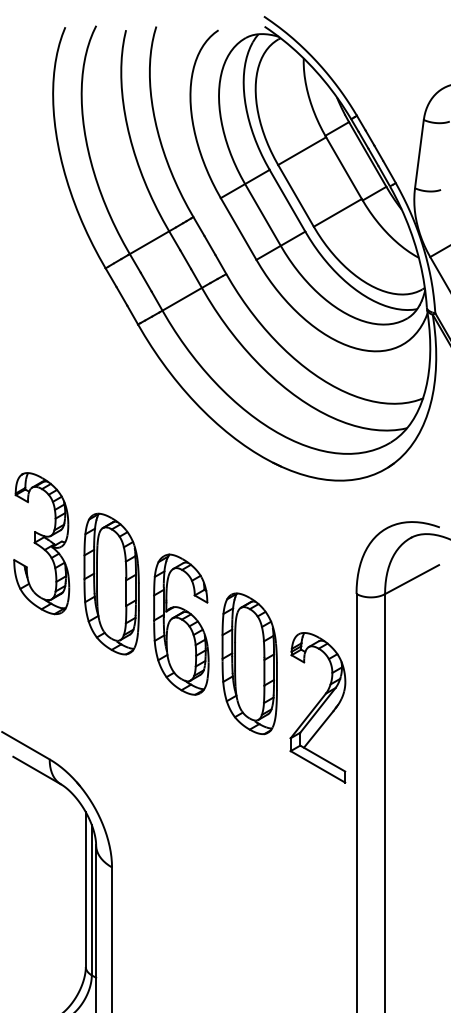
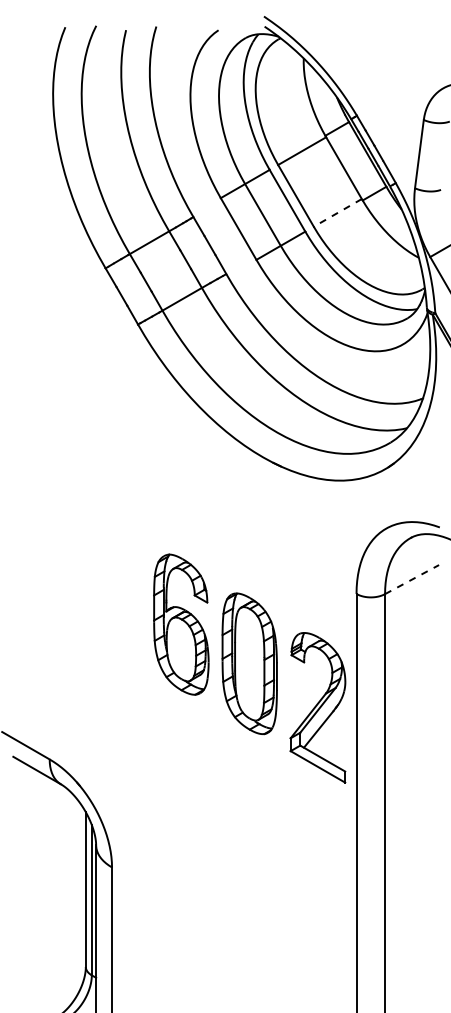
line: solid -> dashed (337, 212)
part: present -> none (41, 543)
line: solid -> dashed (412, 579)
part: present -> none (111, 583)
